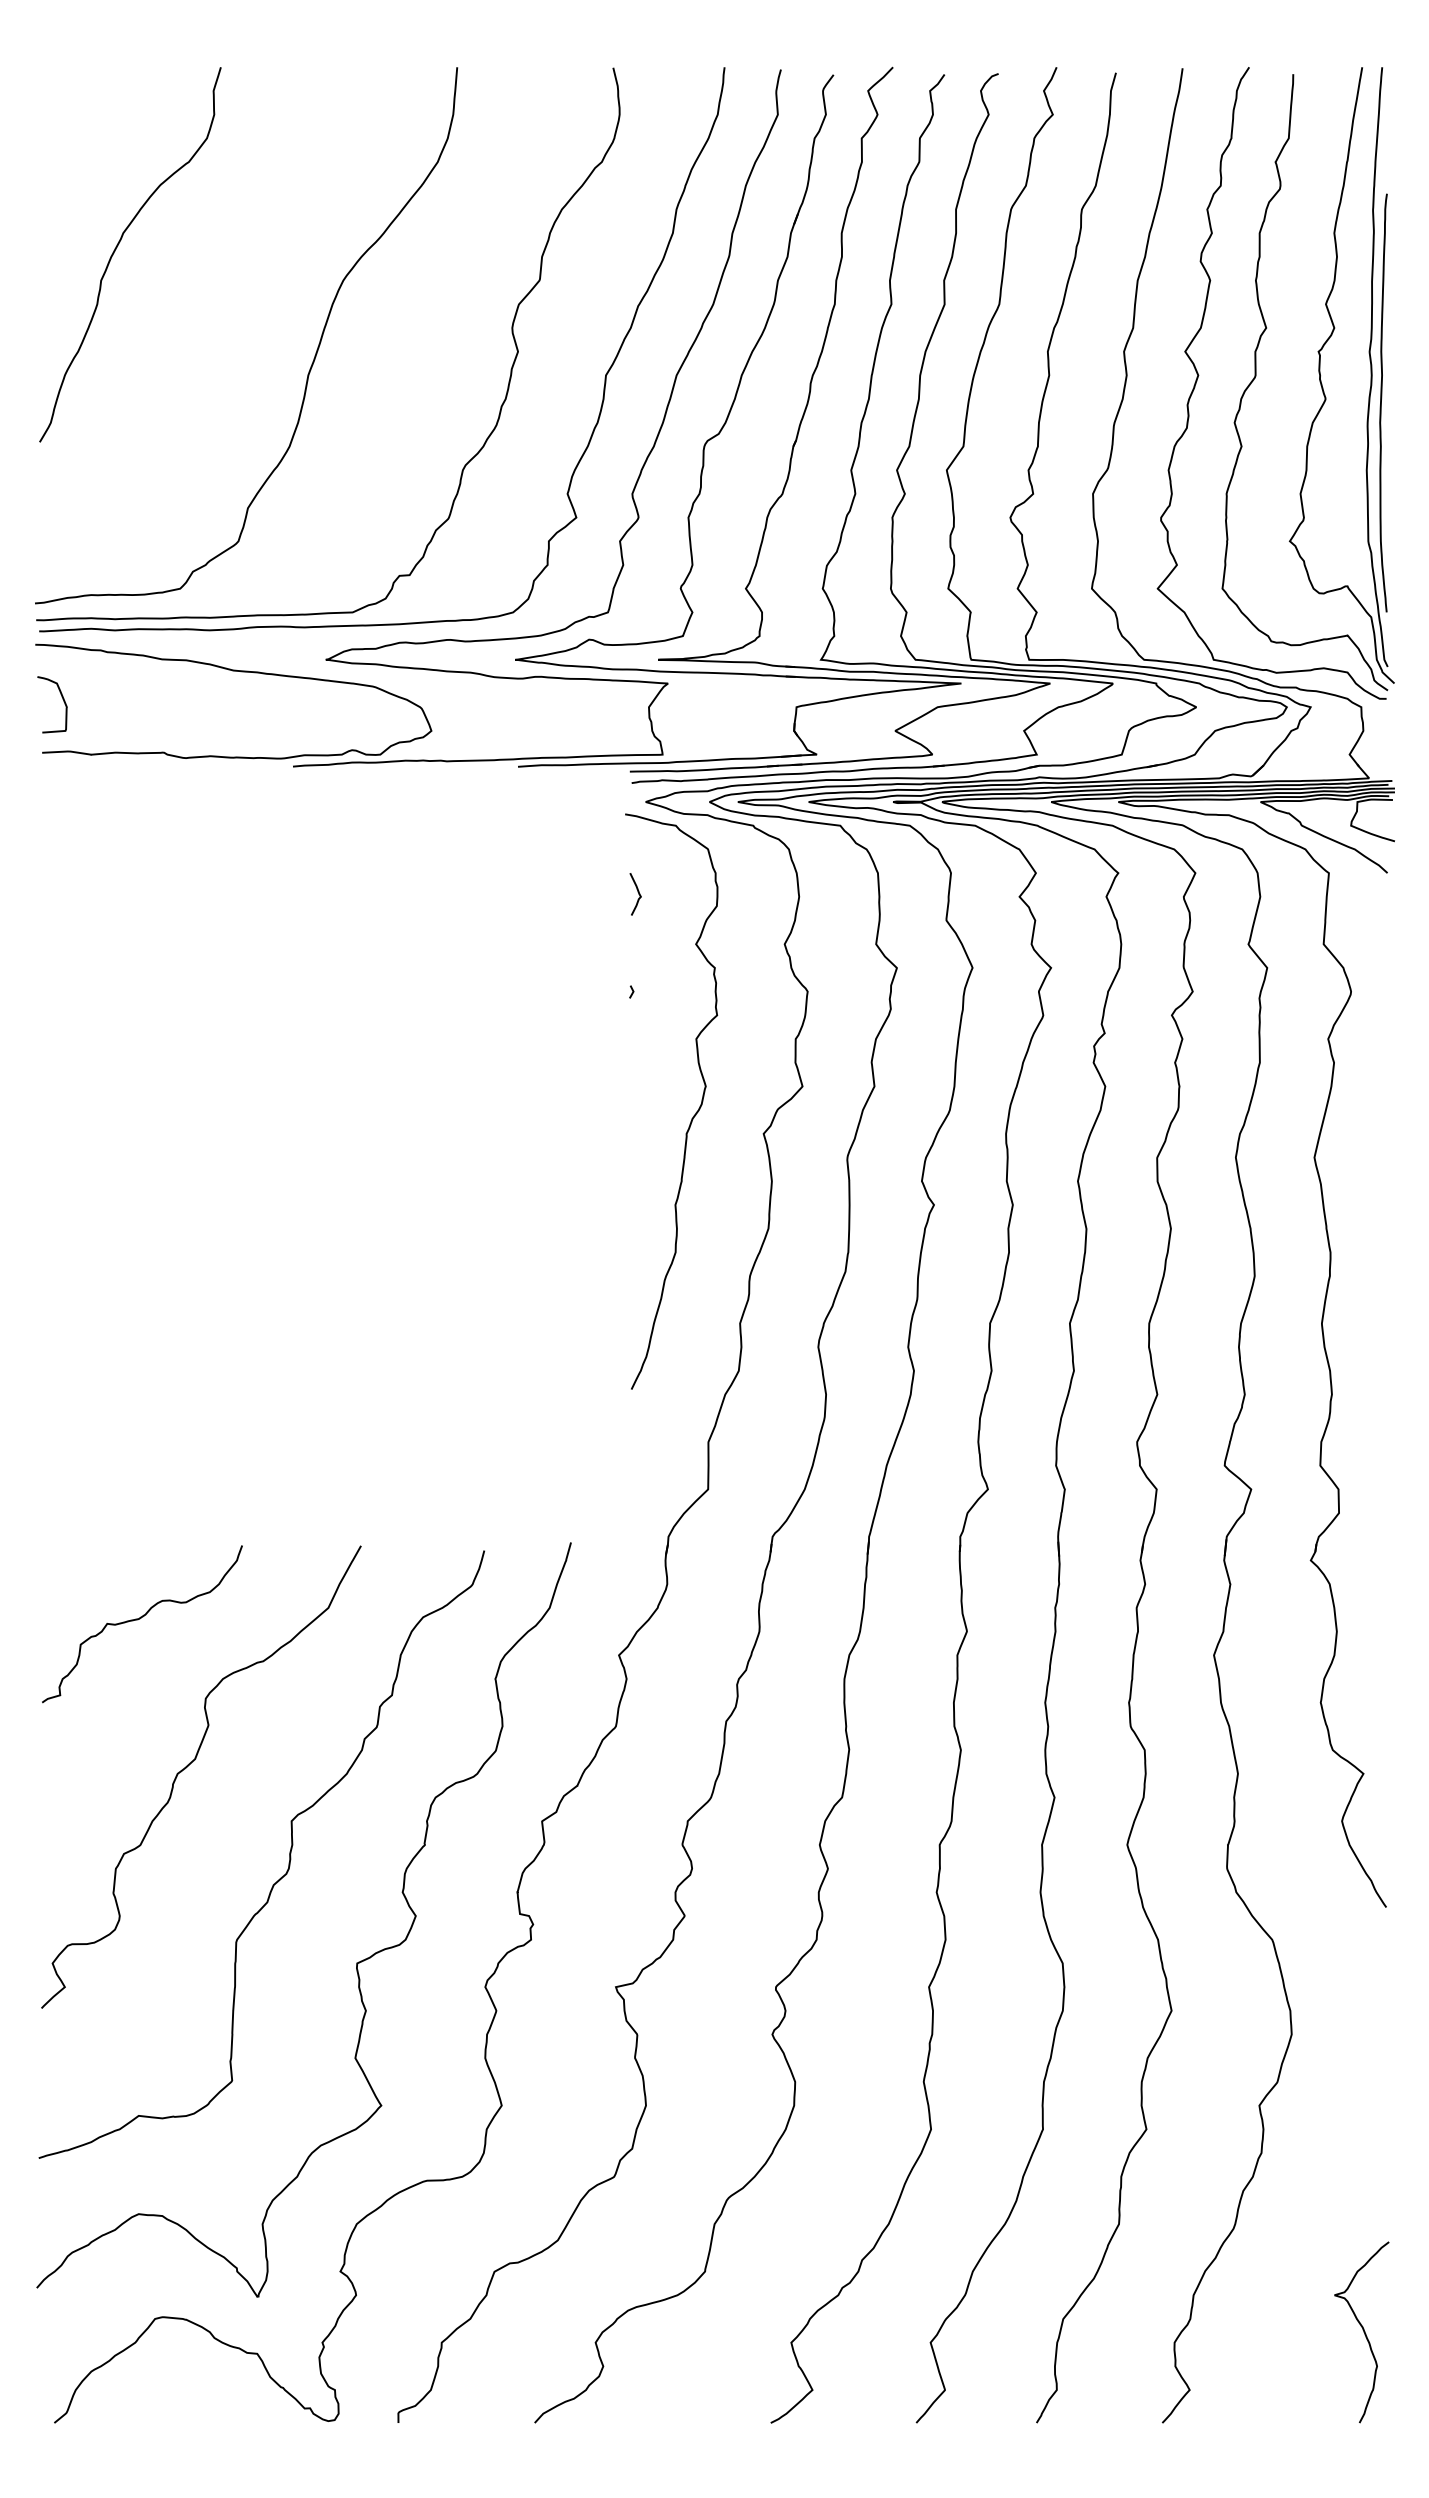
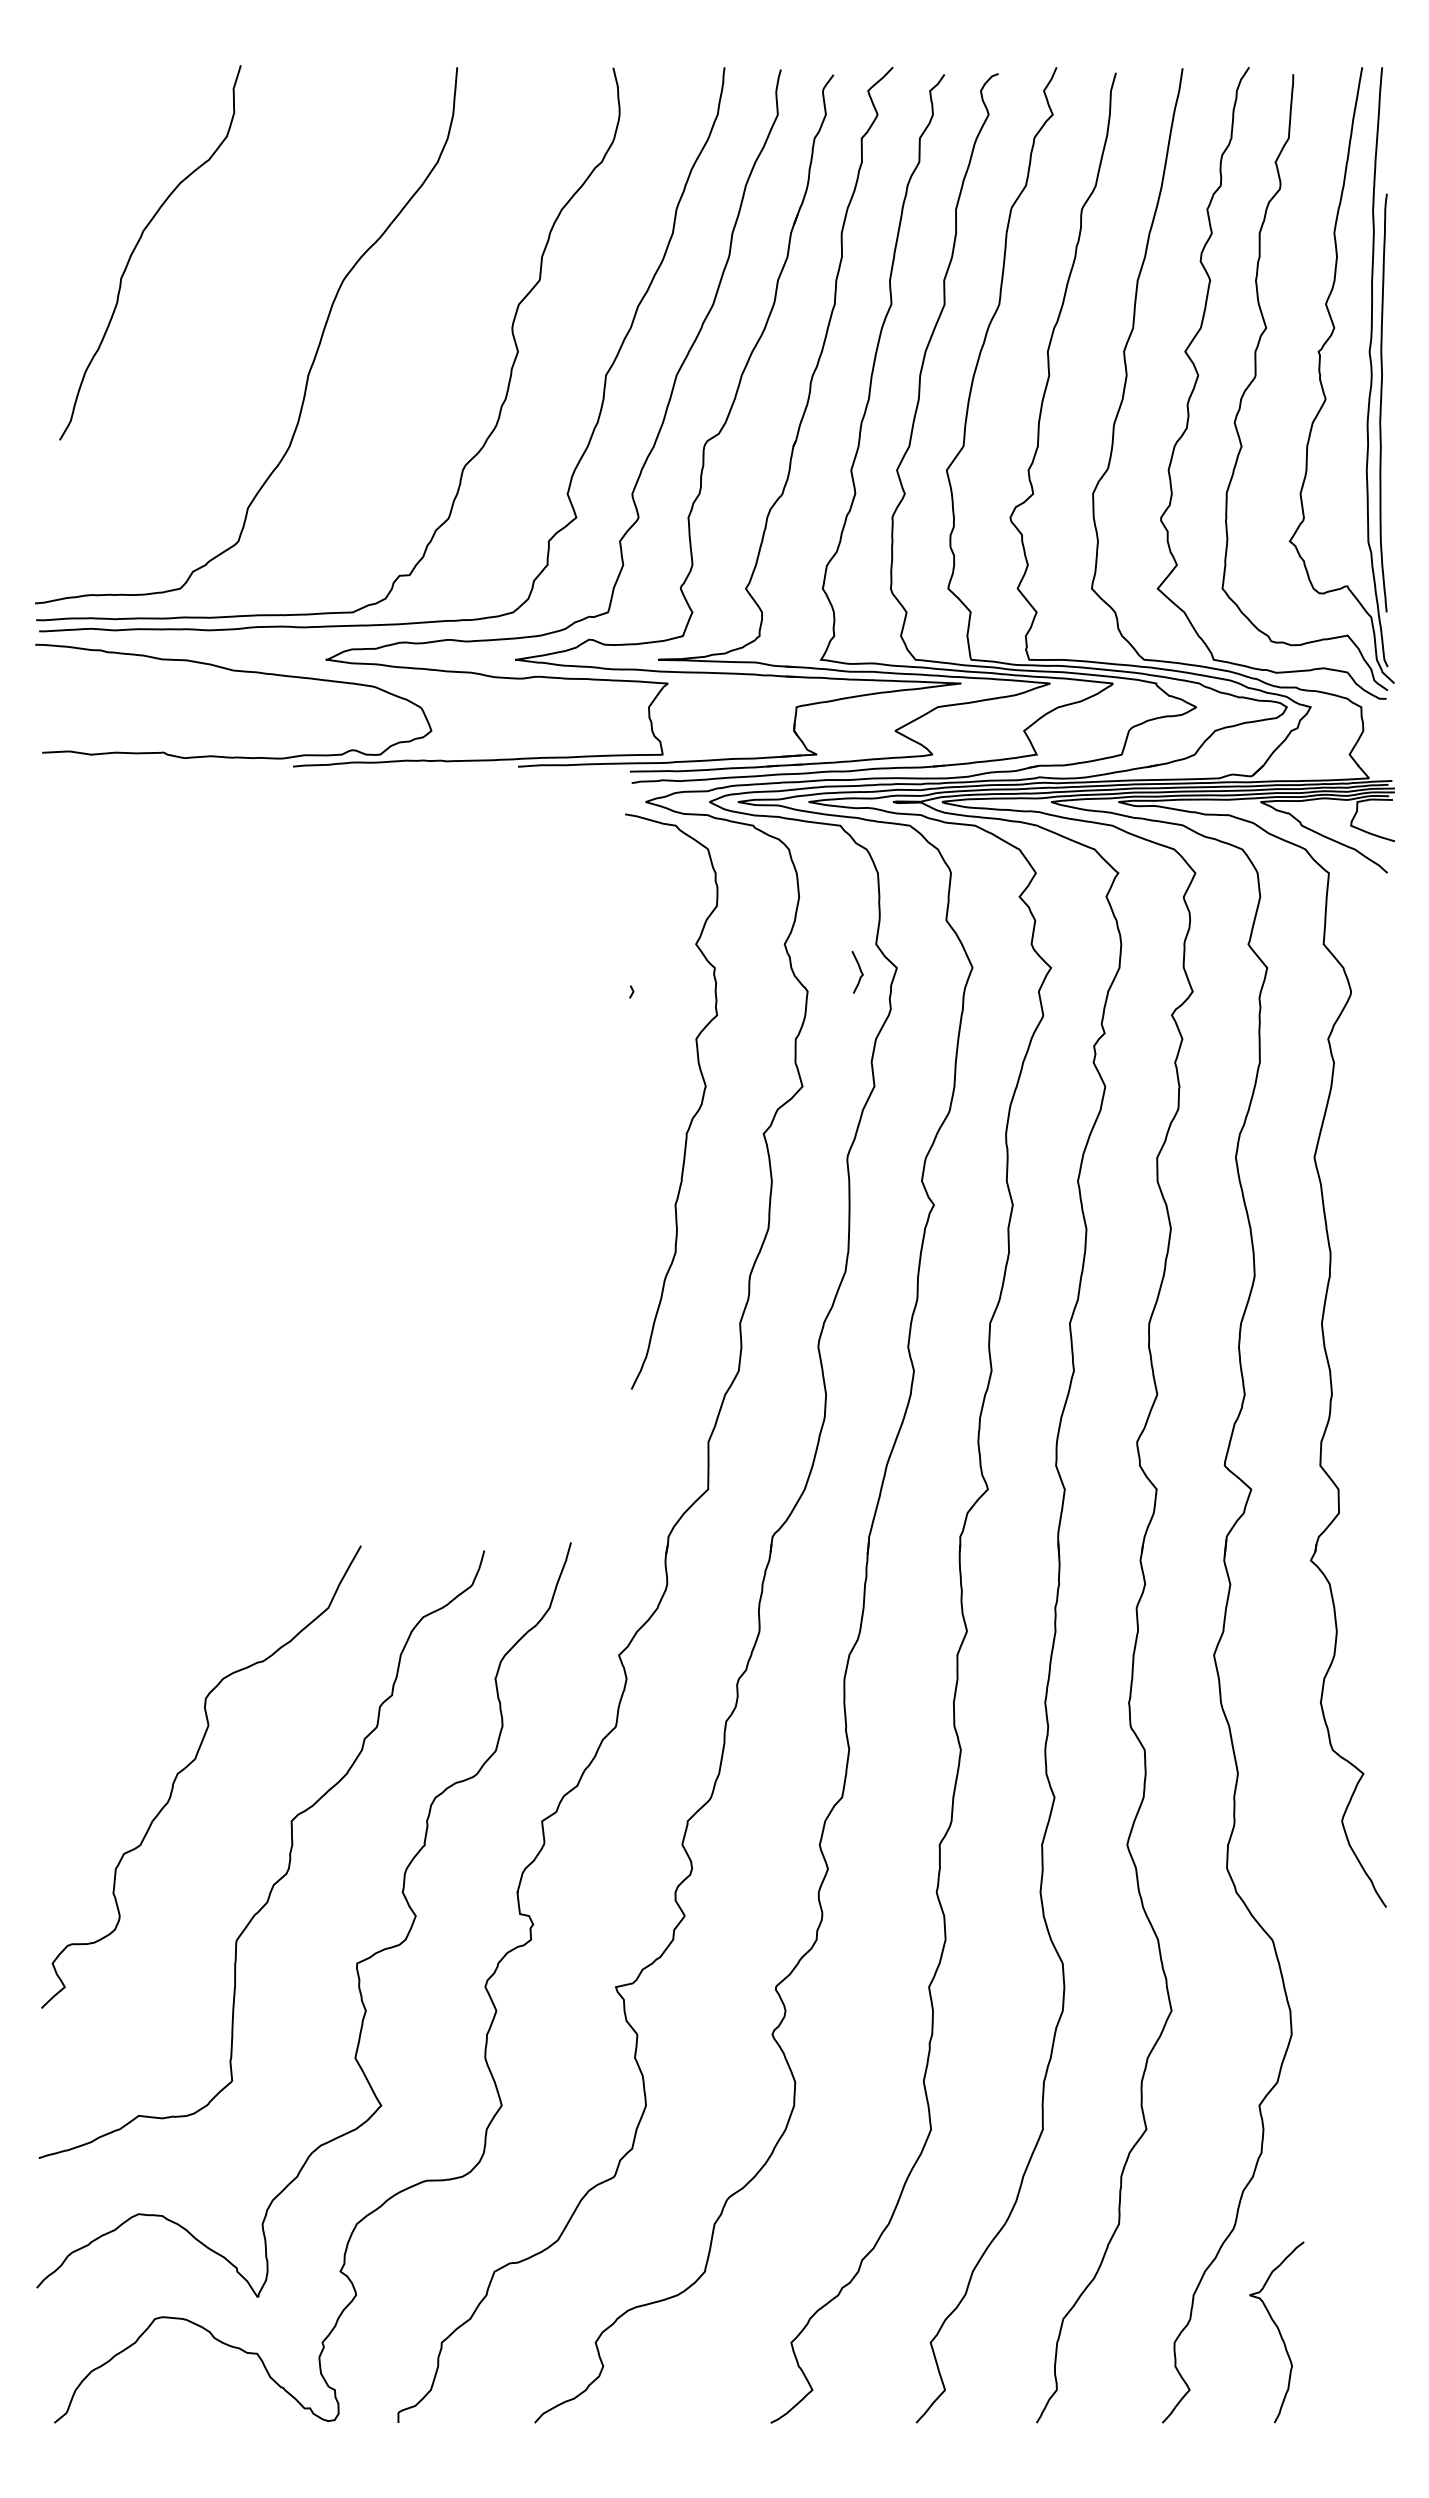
curve position: (117, 247) -> (137, 245) (137, 245)
curve: present -> none (62, 699)
curve position: (637, 892) -> (859, 970) (859, 970)
curve: present -> none (140, 1619)
curve position: (1363, 2332) -> (1278, 2332) (1278, 2332)
